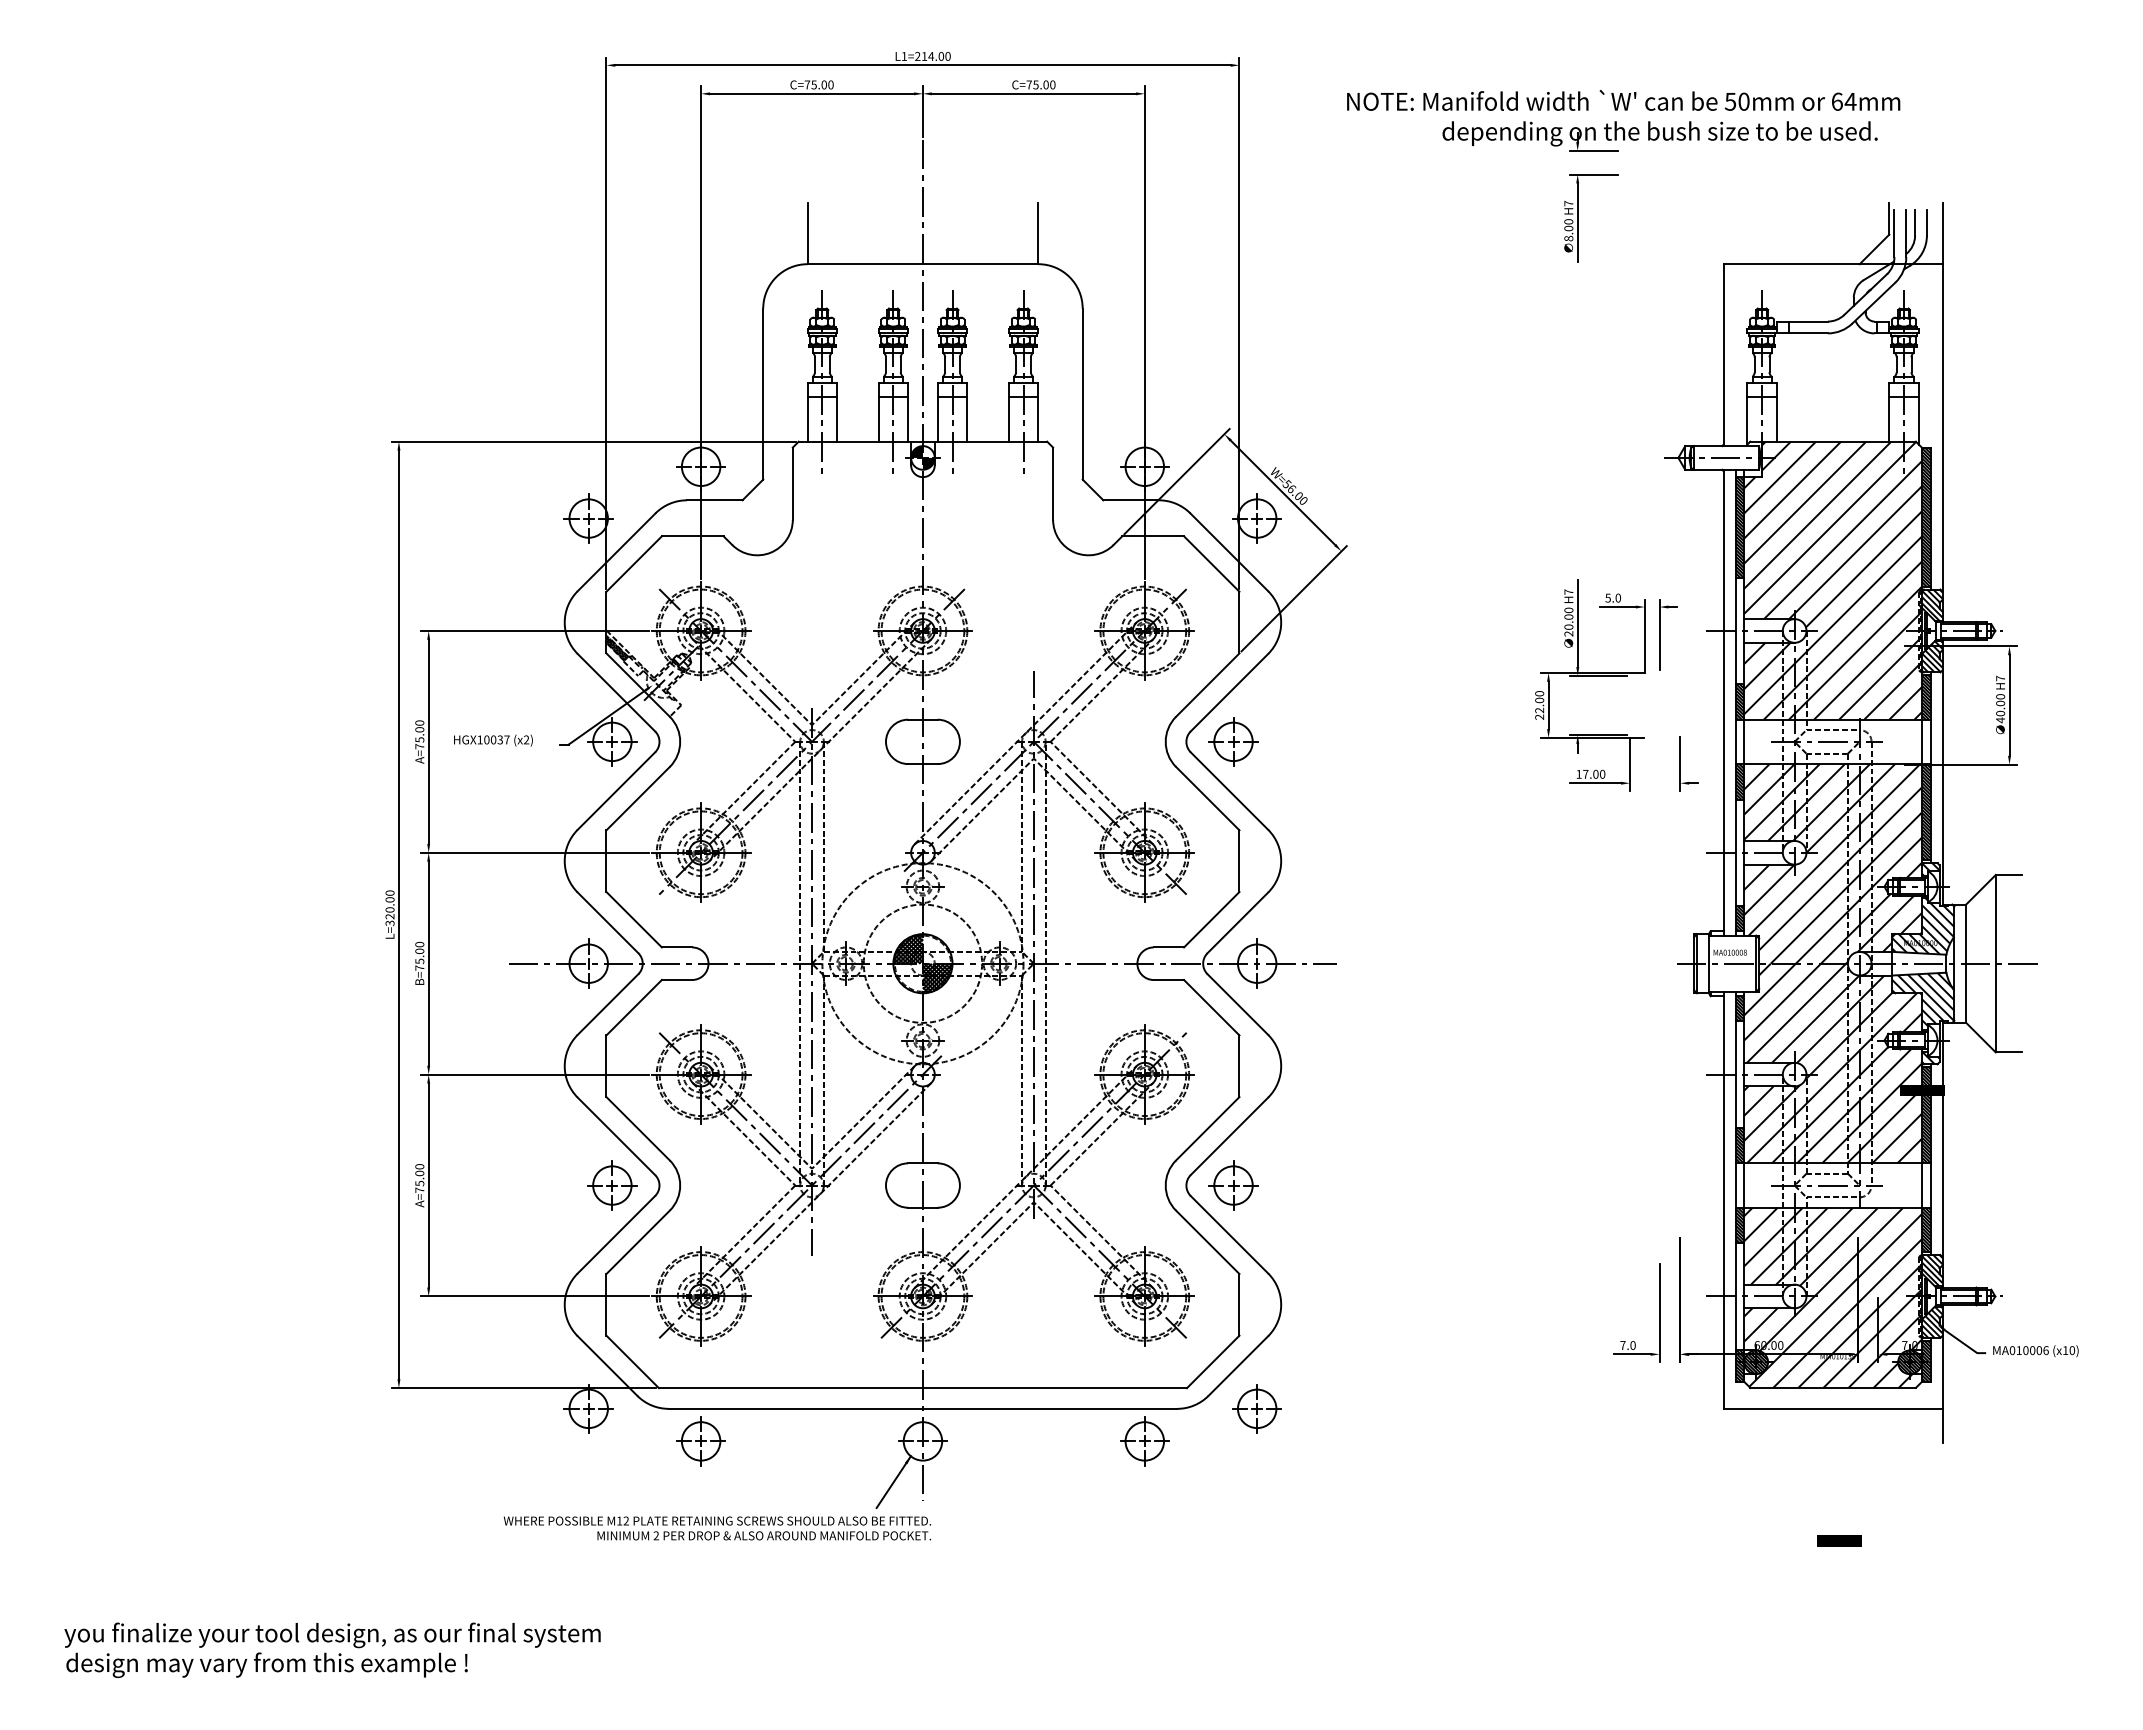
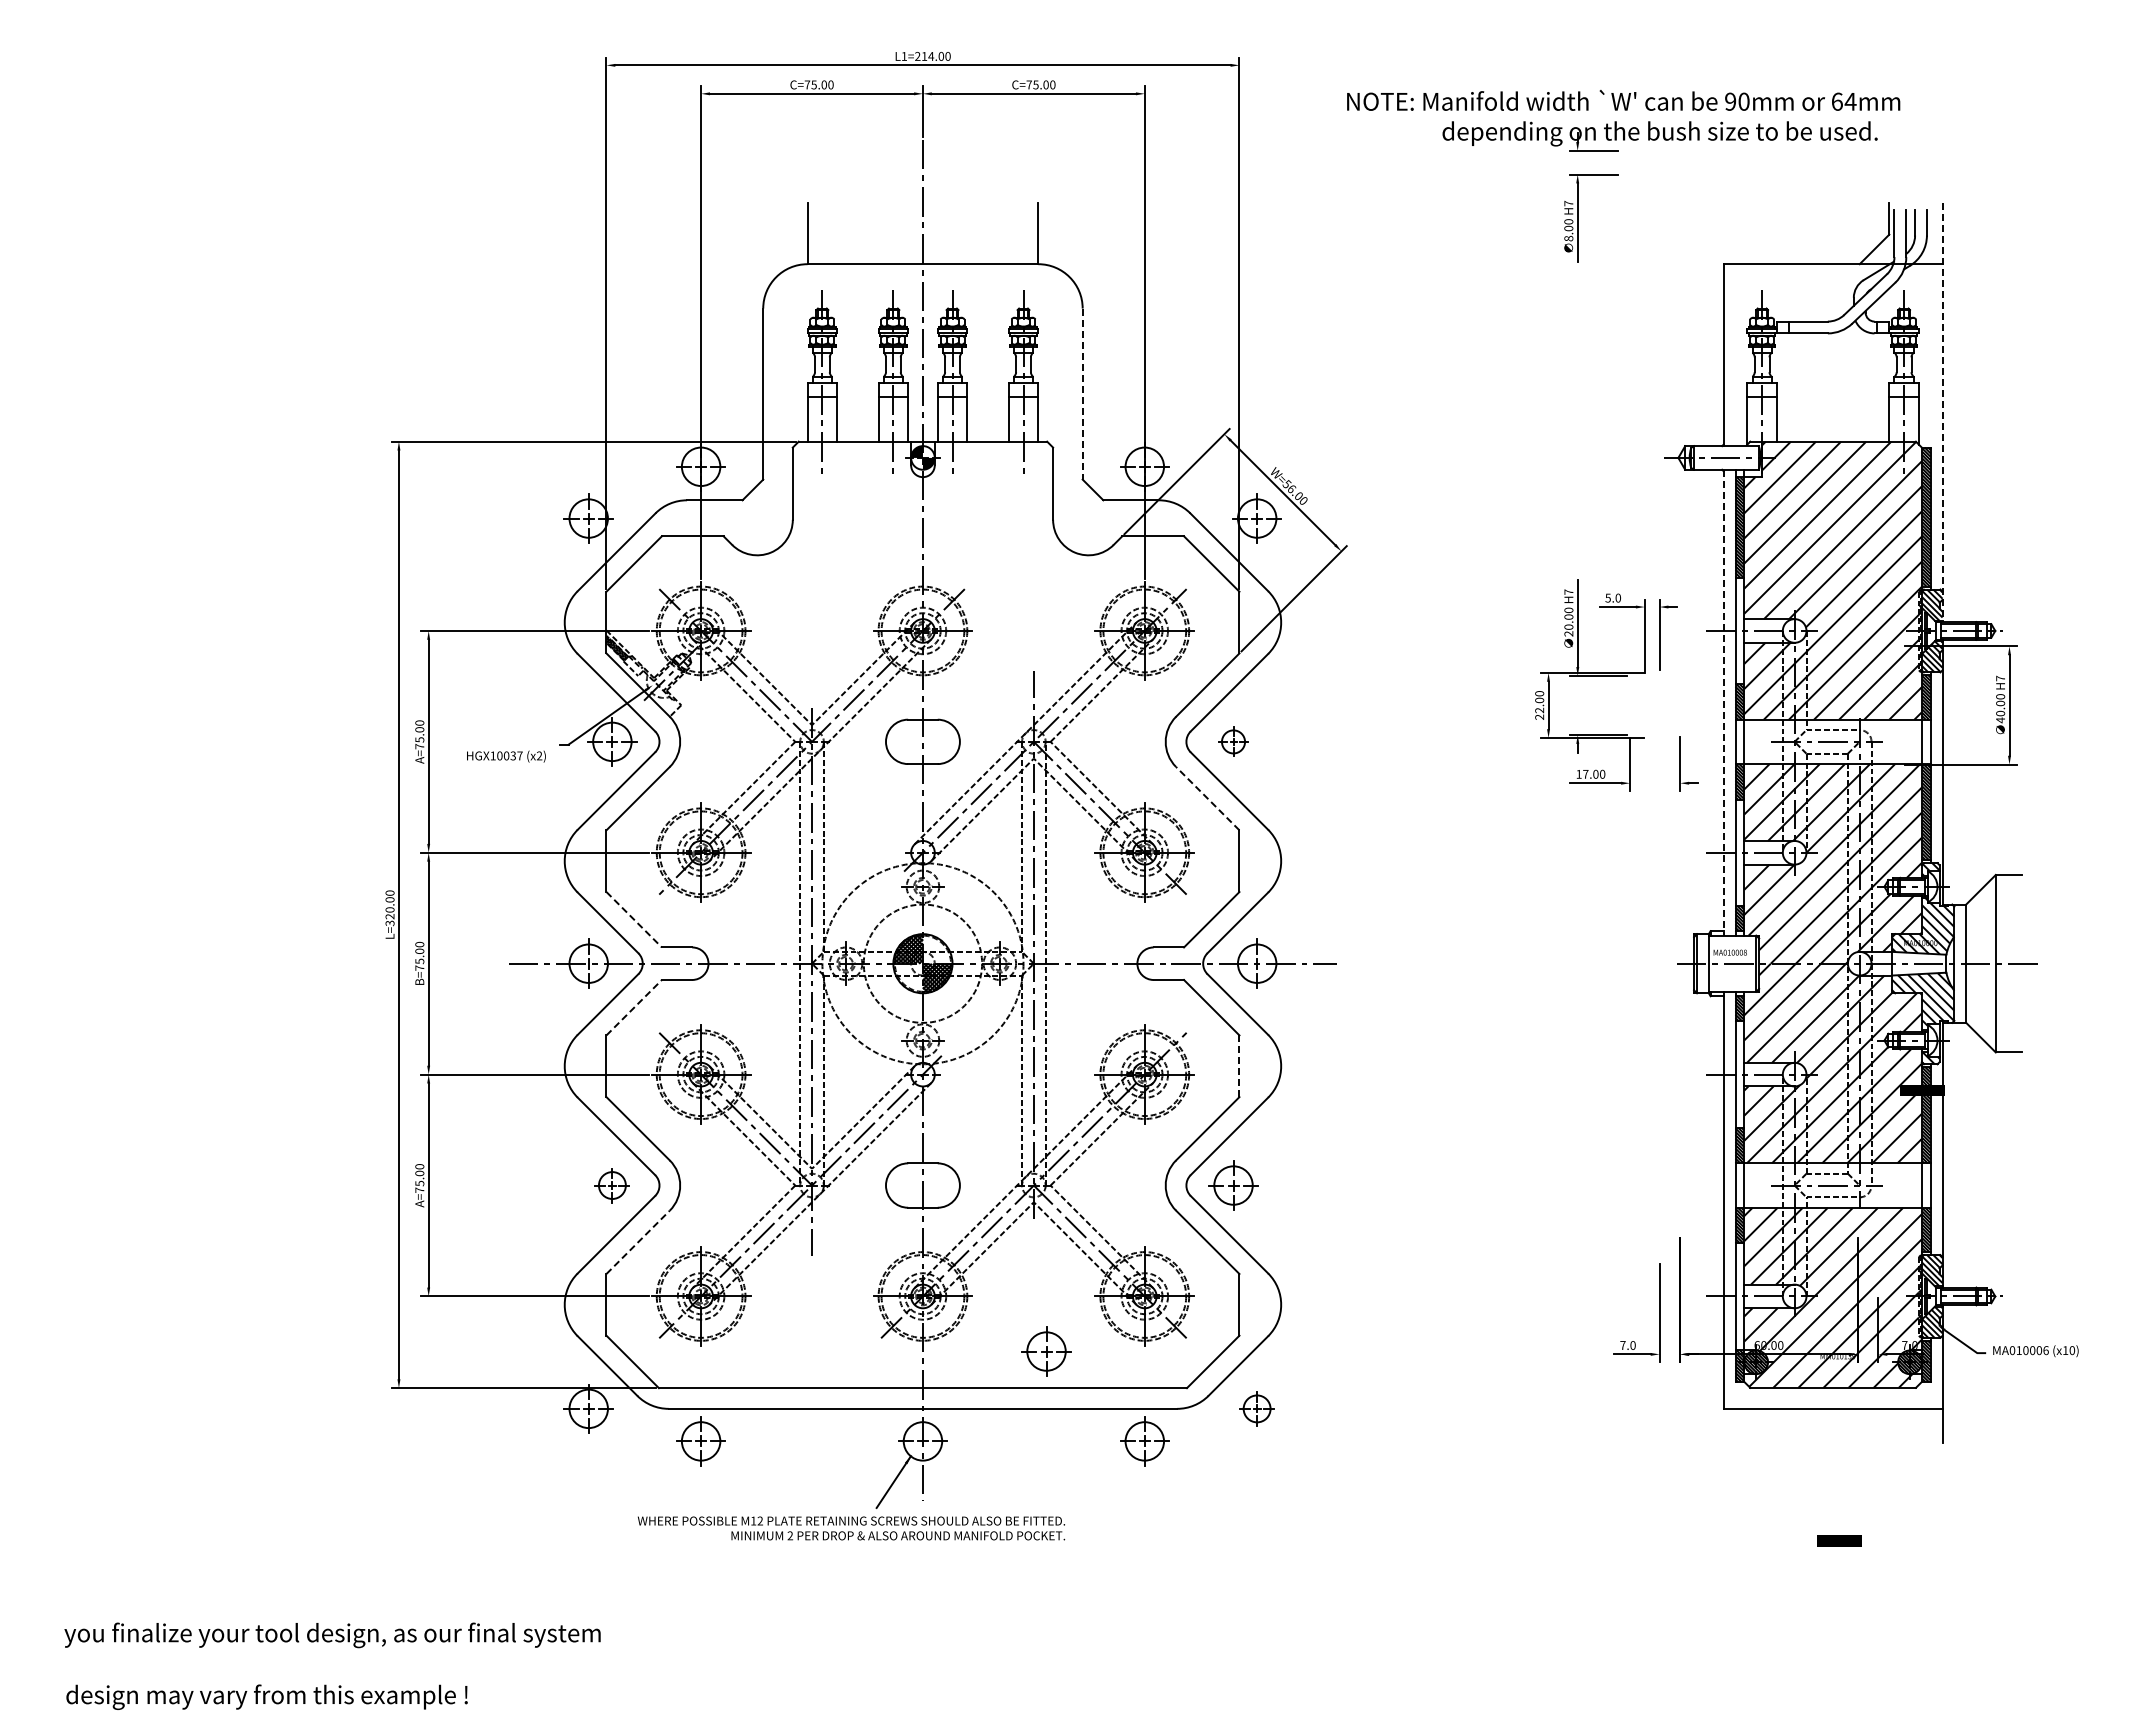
text: 50mm -> 90mm (1730, 101)
line: solid -> dashed (1082, 394)
line: solid -> dashed (1942, 412)
line: solid -> dashed (1723, 702)
text position: (493, 740) -> (506, 756) (506, 756)
part size: 51x50 px -> 31x31 px (1233, 741)
line: solid -> dashed (1207, 798)
line: solid -> dashed (634, 920)
line: solid -> dashed (634, 1007)
line: solid -> dashed (1239, 1066)
part size: 51x51 px -> 36x36 px (611, 1185)
line: solid -> dashed (638, 1242)
part: none -> present (1046, 1351)
part size: 50x50 px -> 36x36 px (1256, 1408)
text position: (717, 1528) -> (851, 1528) (851, 1528)
text position: (266, 1664) -> (266, 1696) (266, 1696)
